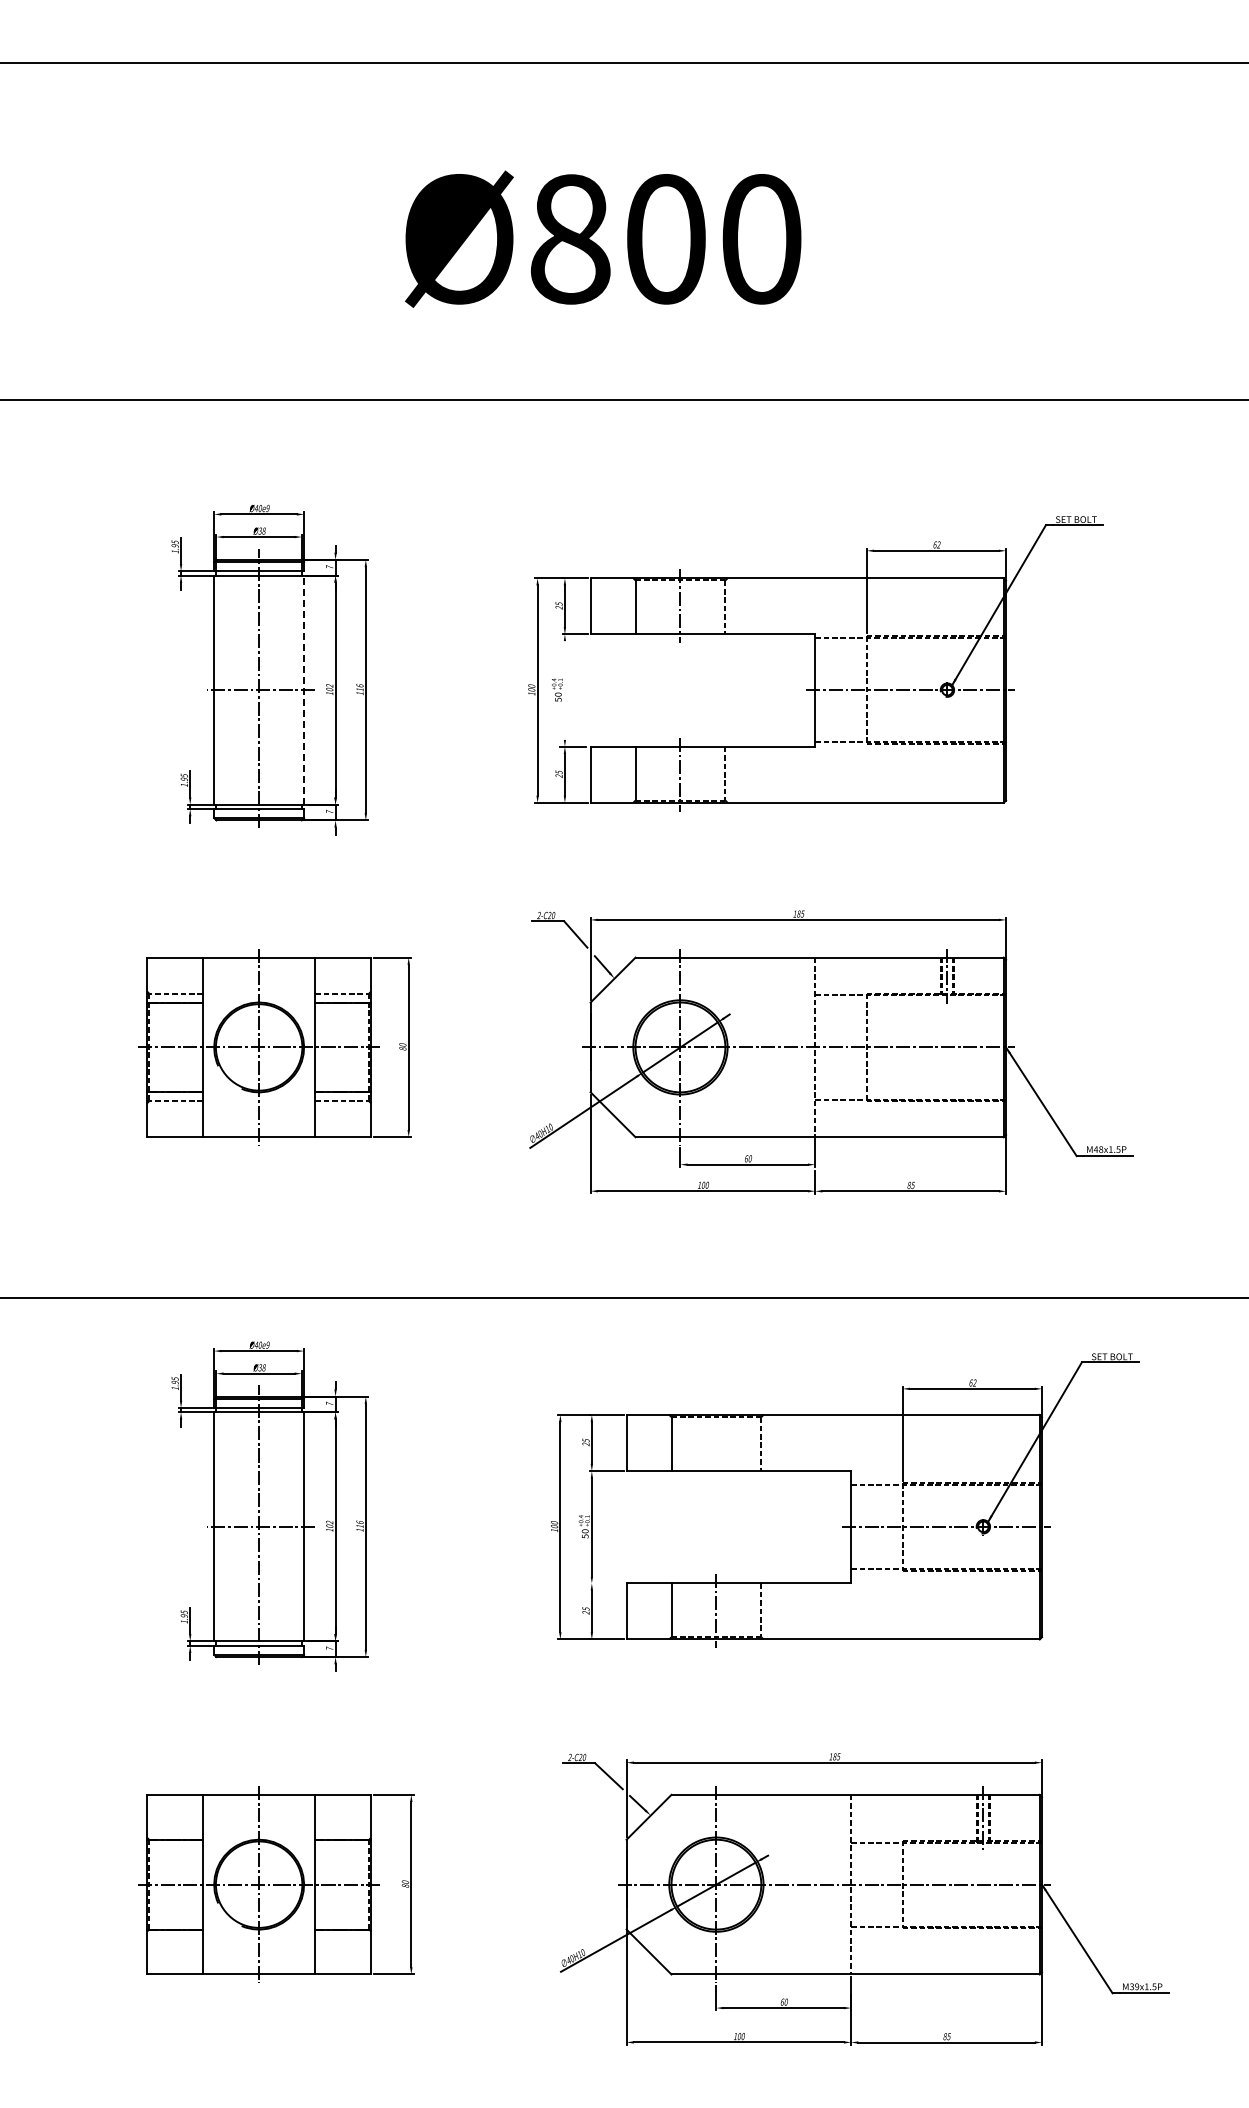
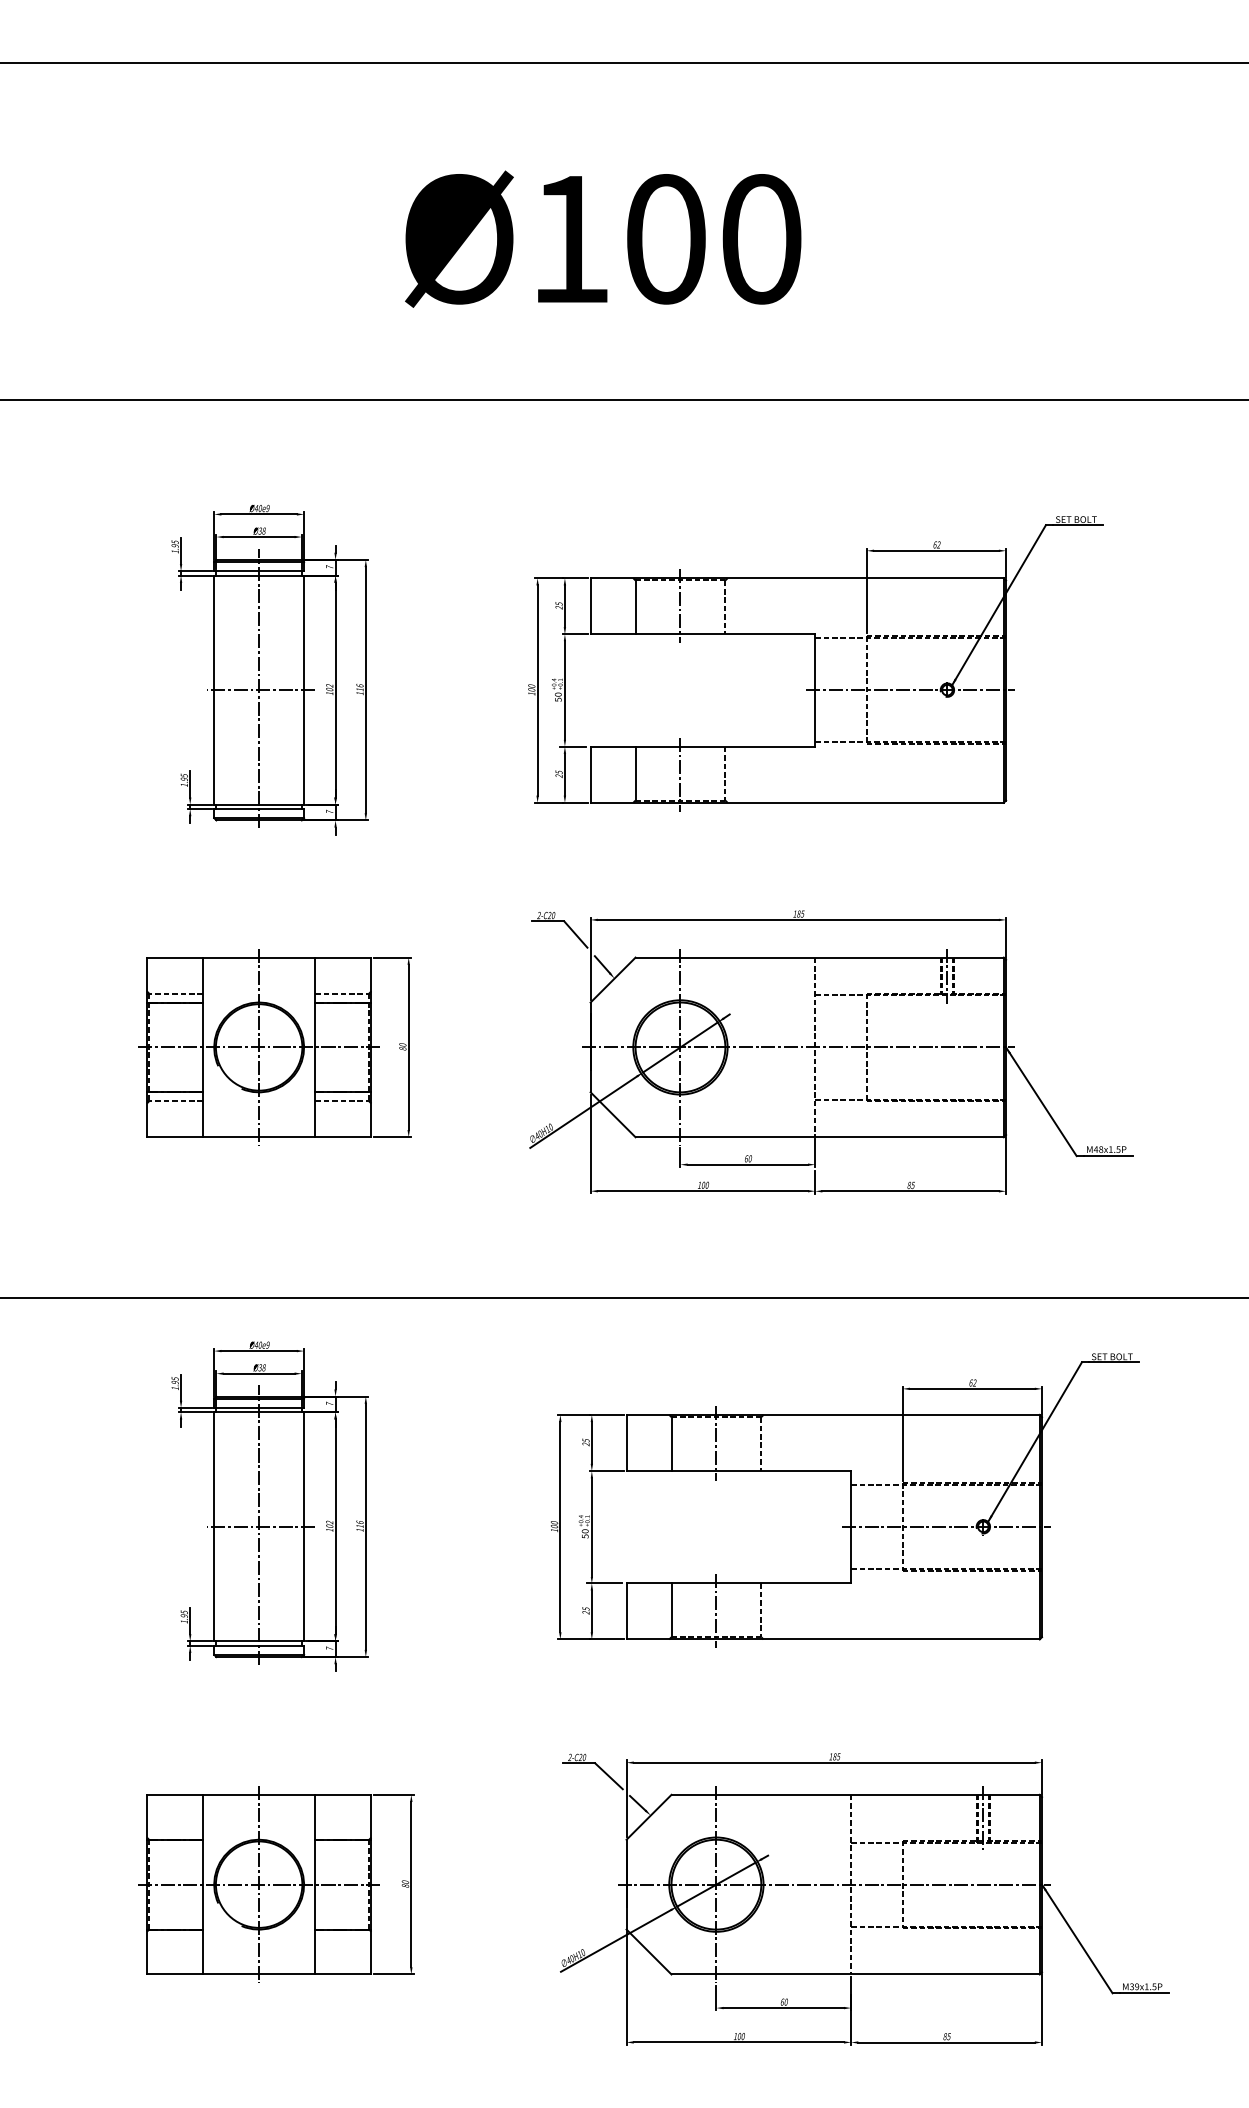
text: Ø800 -> Ø100 (570, 239)
line: dashed -> solid (304, 690)
line: none -> present (564, 690)
line: none -> present (716, 1442)
line: none -> present (604, 1583)
